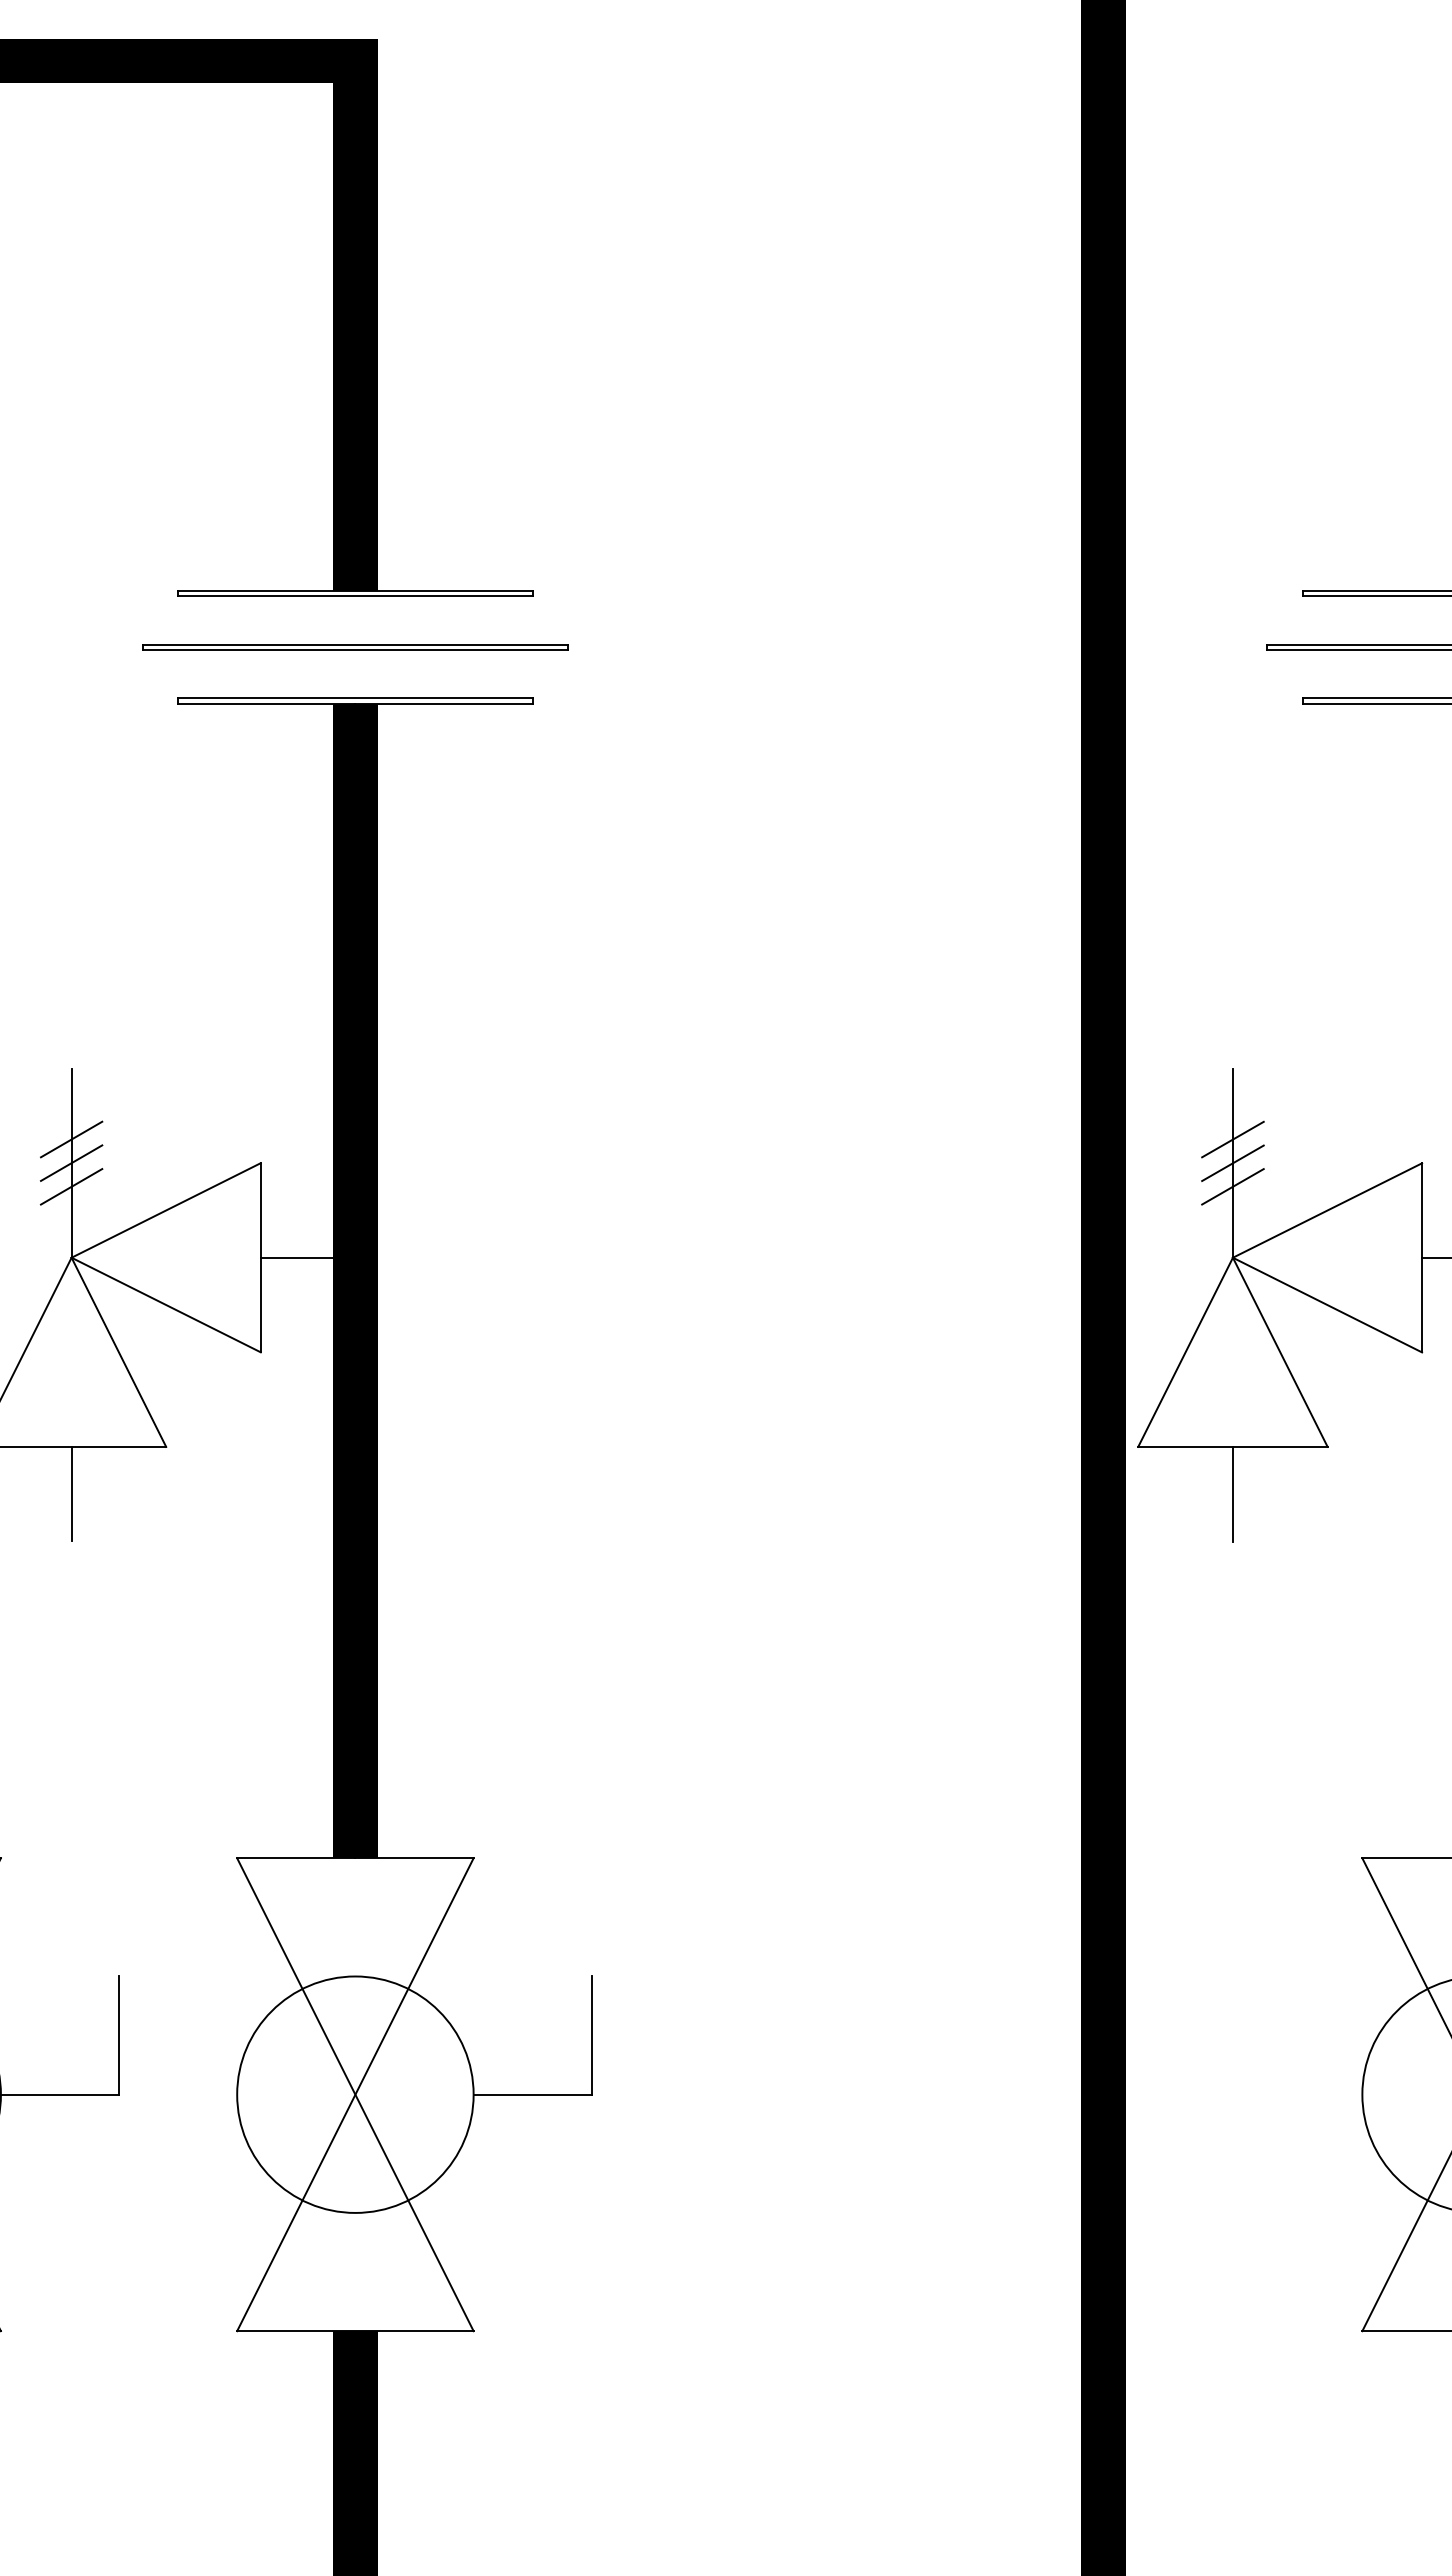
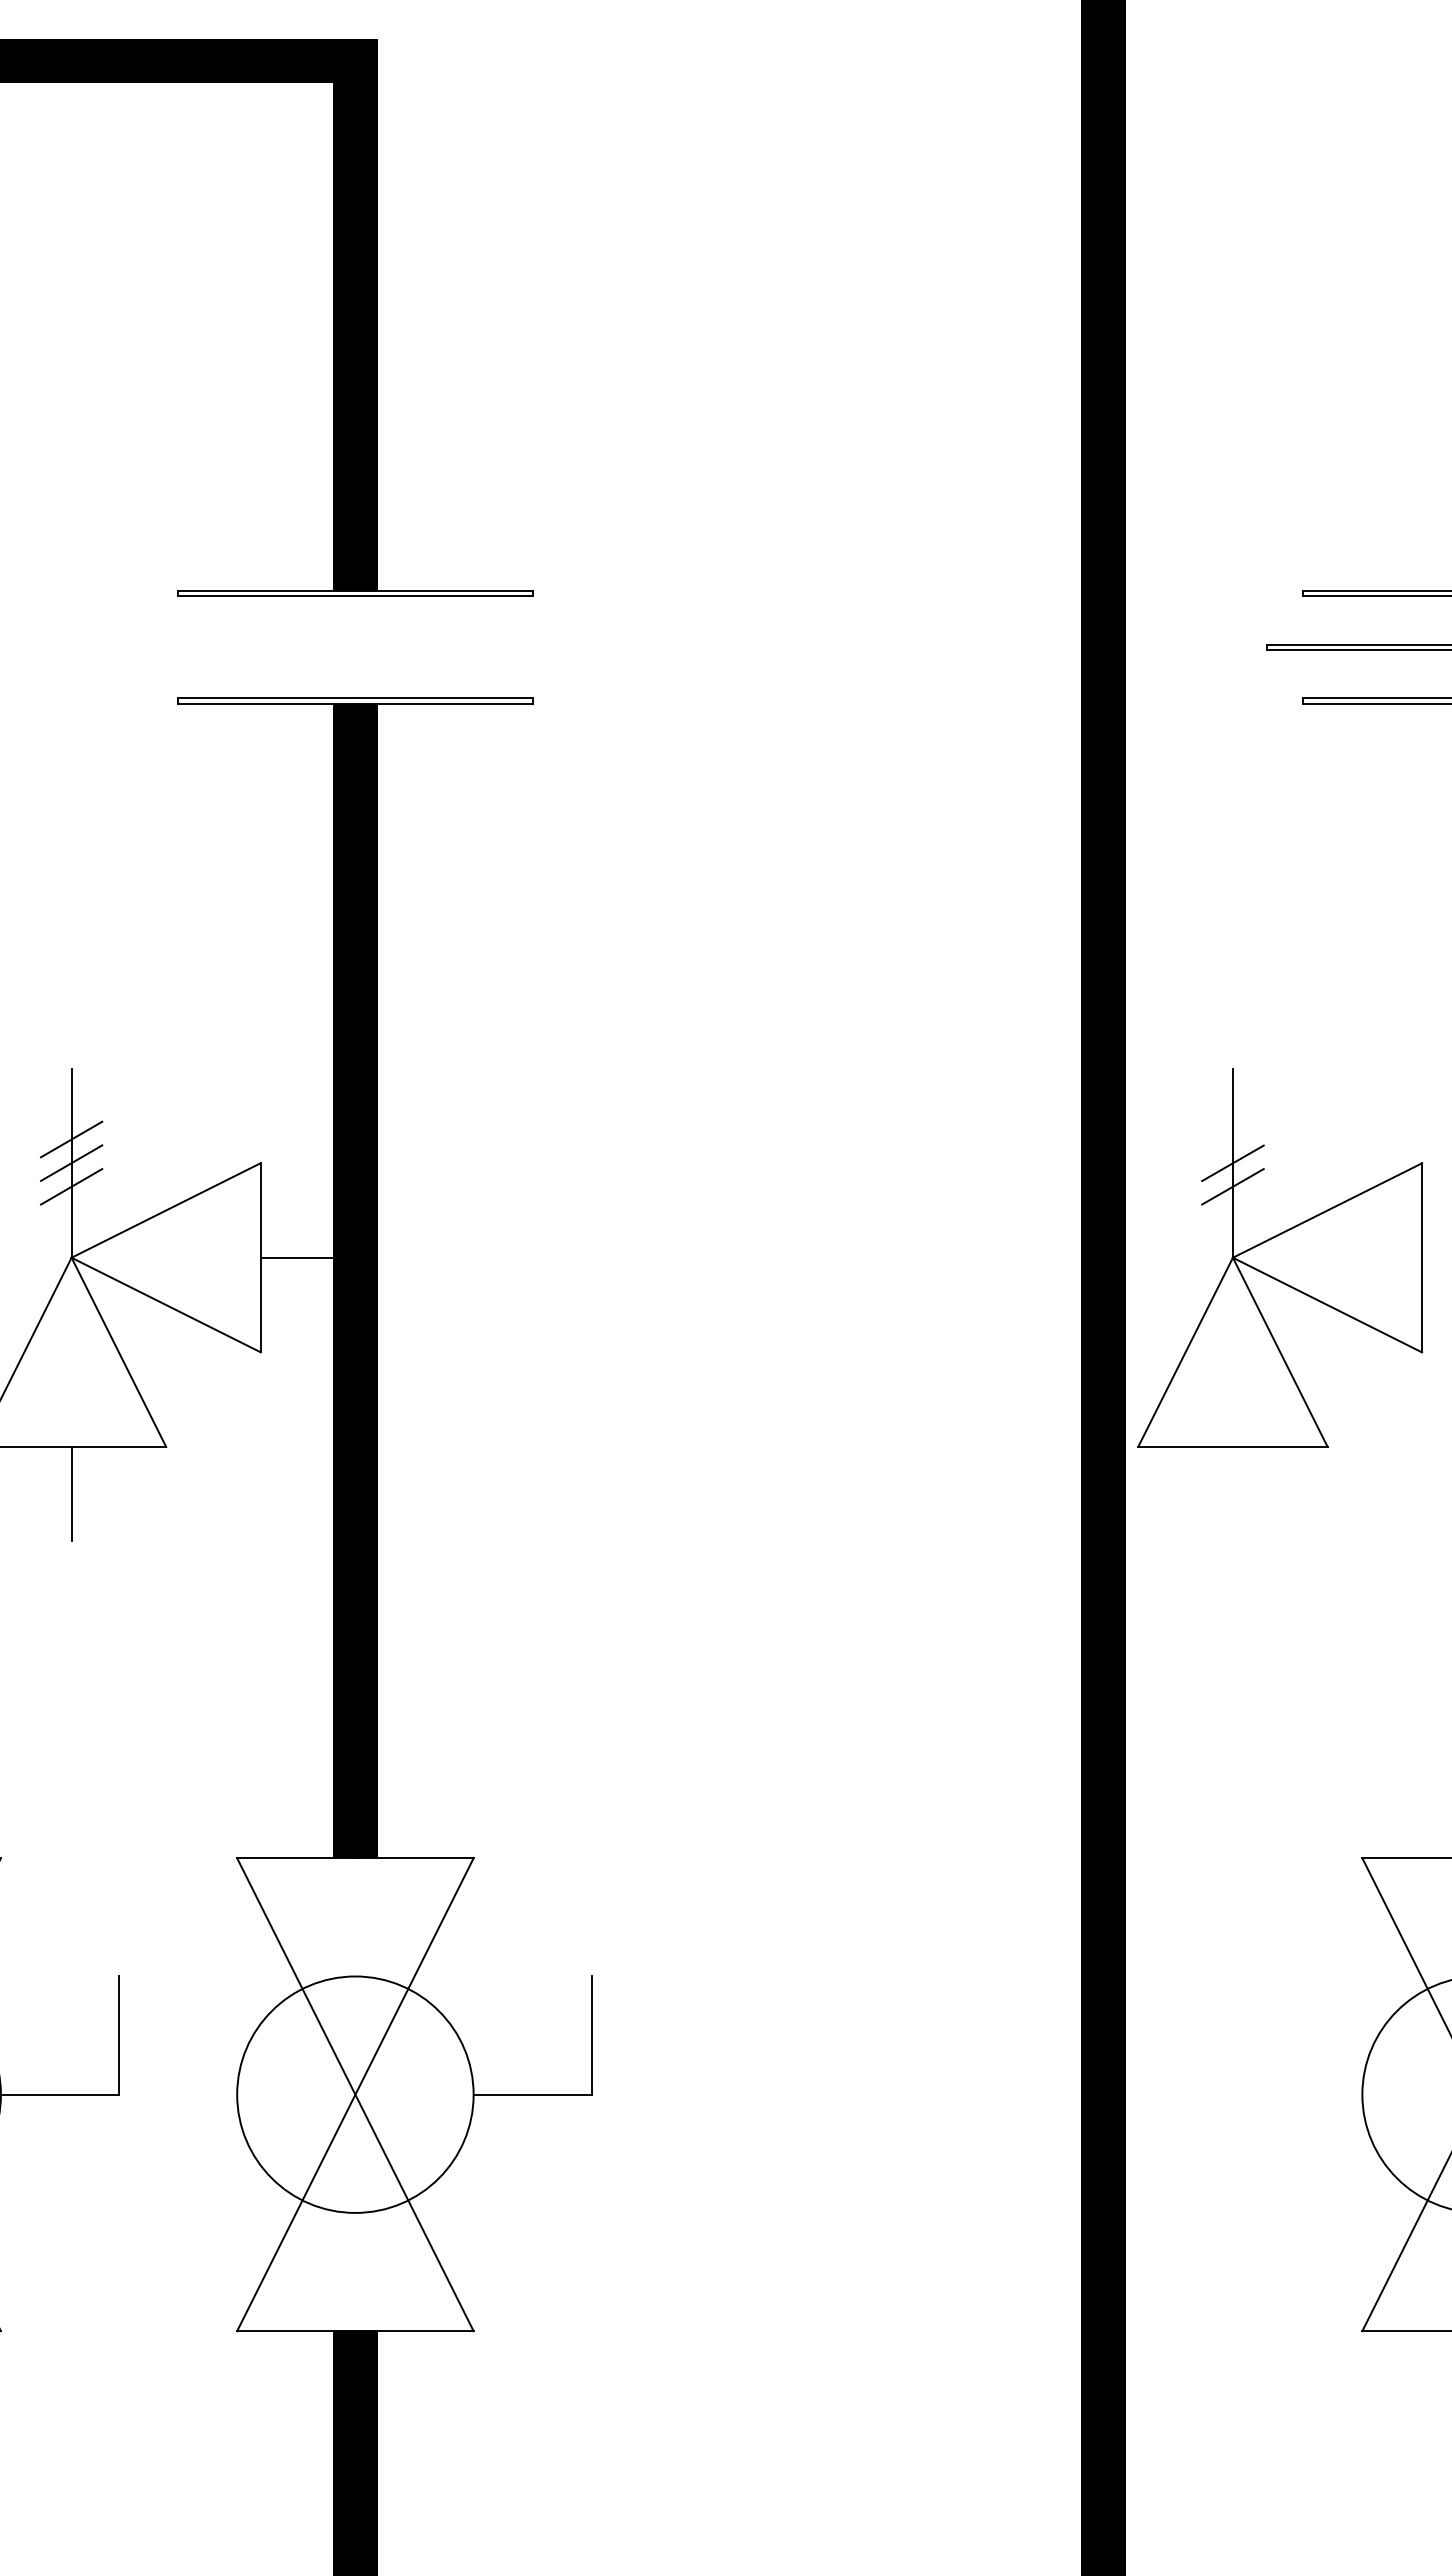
part: present -> none (355, 647)
line: present -> none (1232, 1139)
line: present -> none (1435, 1257)
line: present -> none (1232, 1493)
